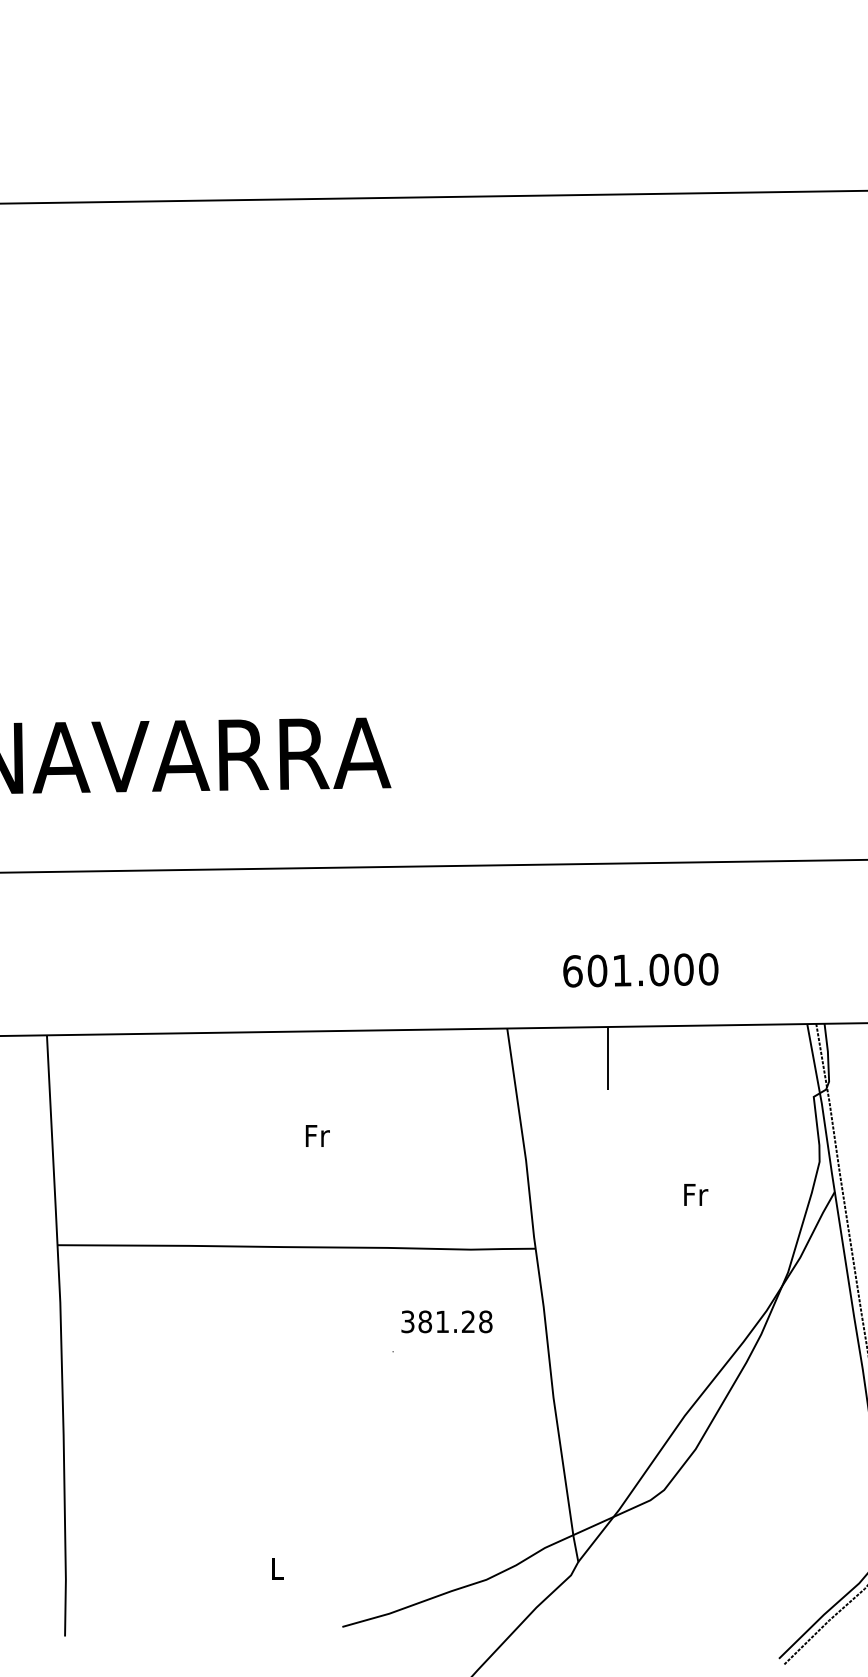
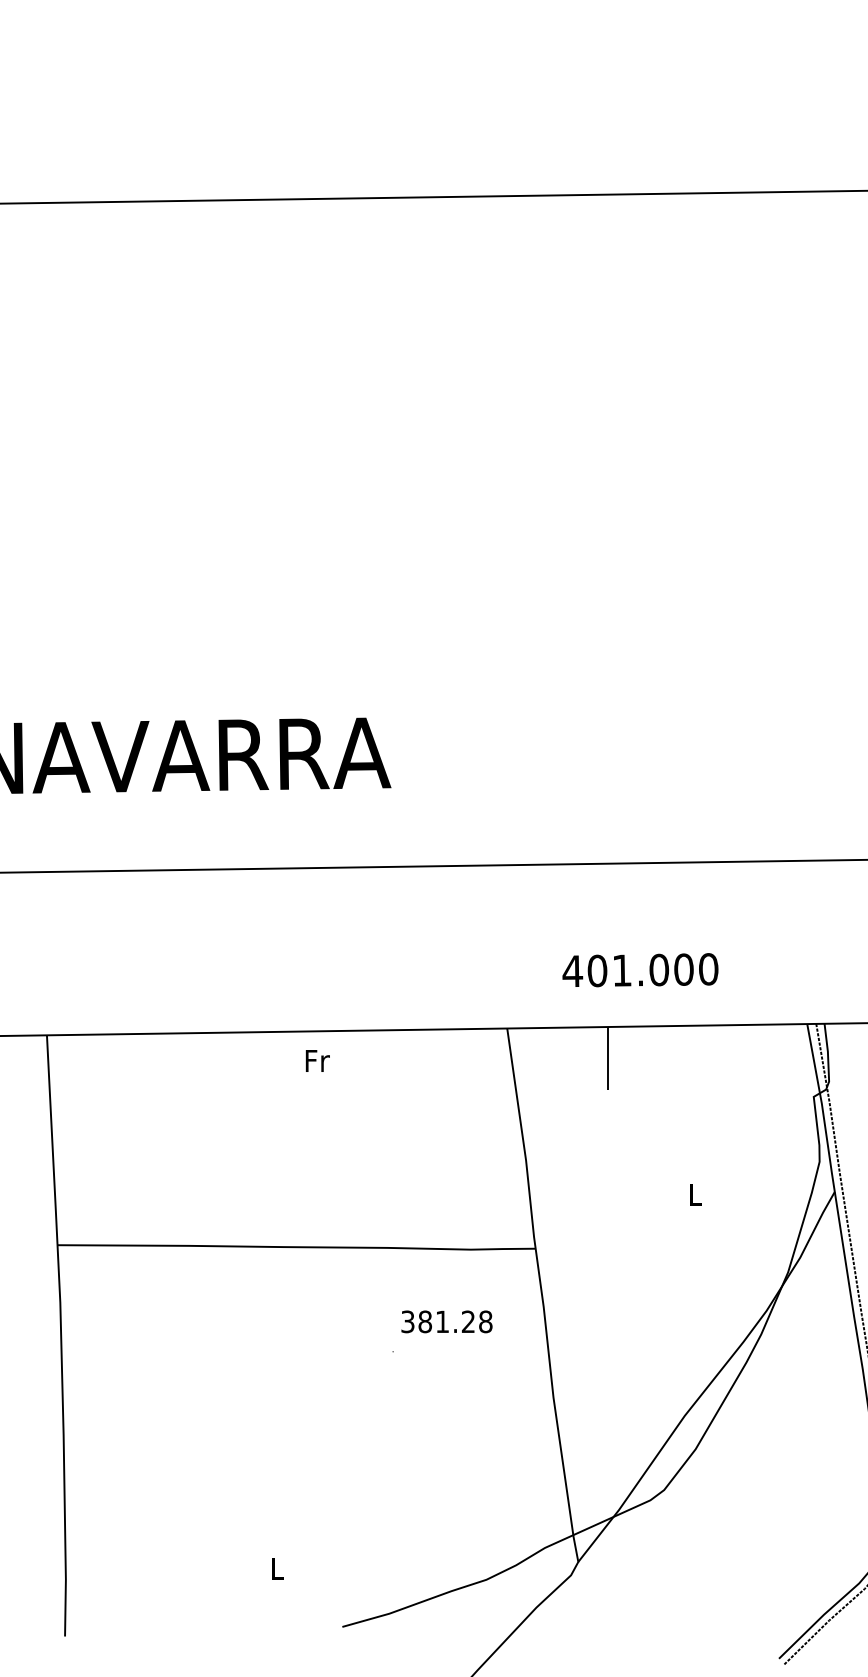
text: 601.000 -> 401.000 (572, 971)
text position: (317, 1135) -> (317, 1060) (317, 1060)
text: Fr -> L (696, 1194)
